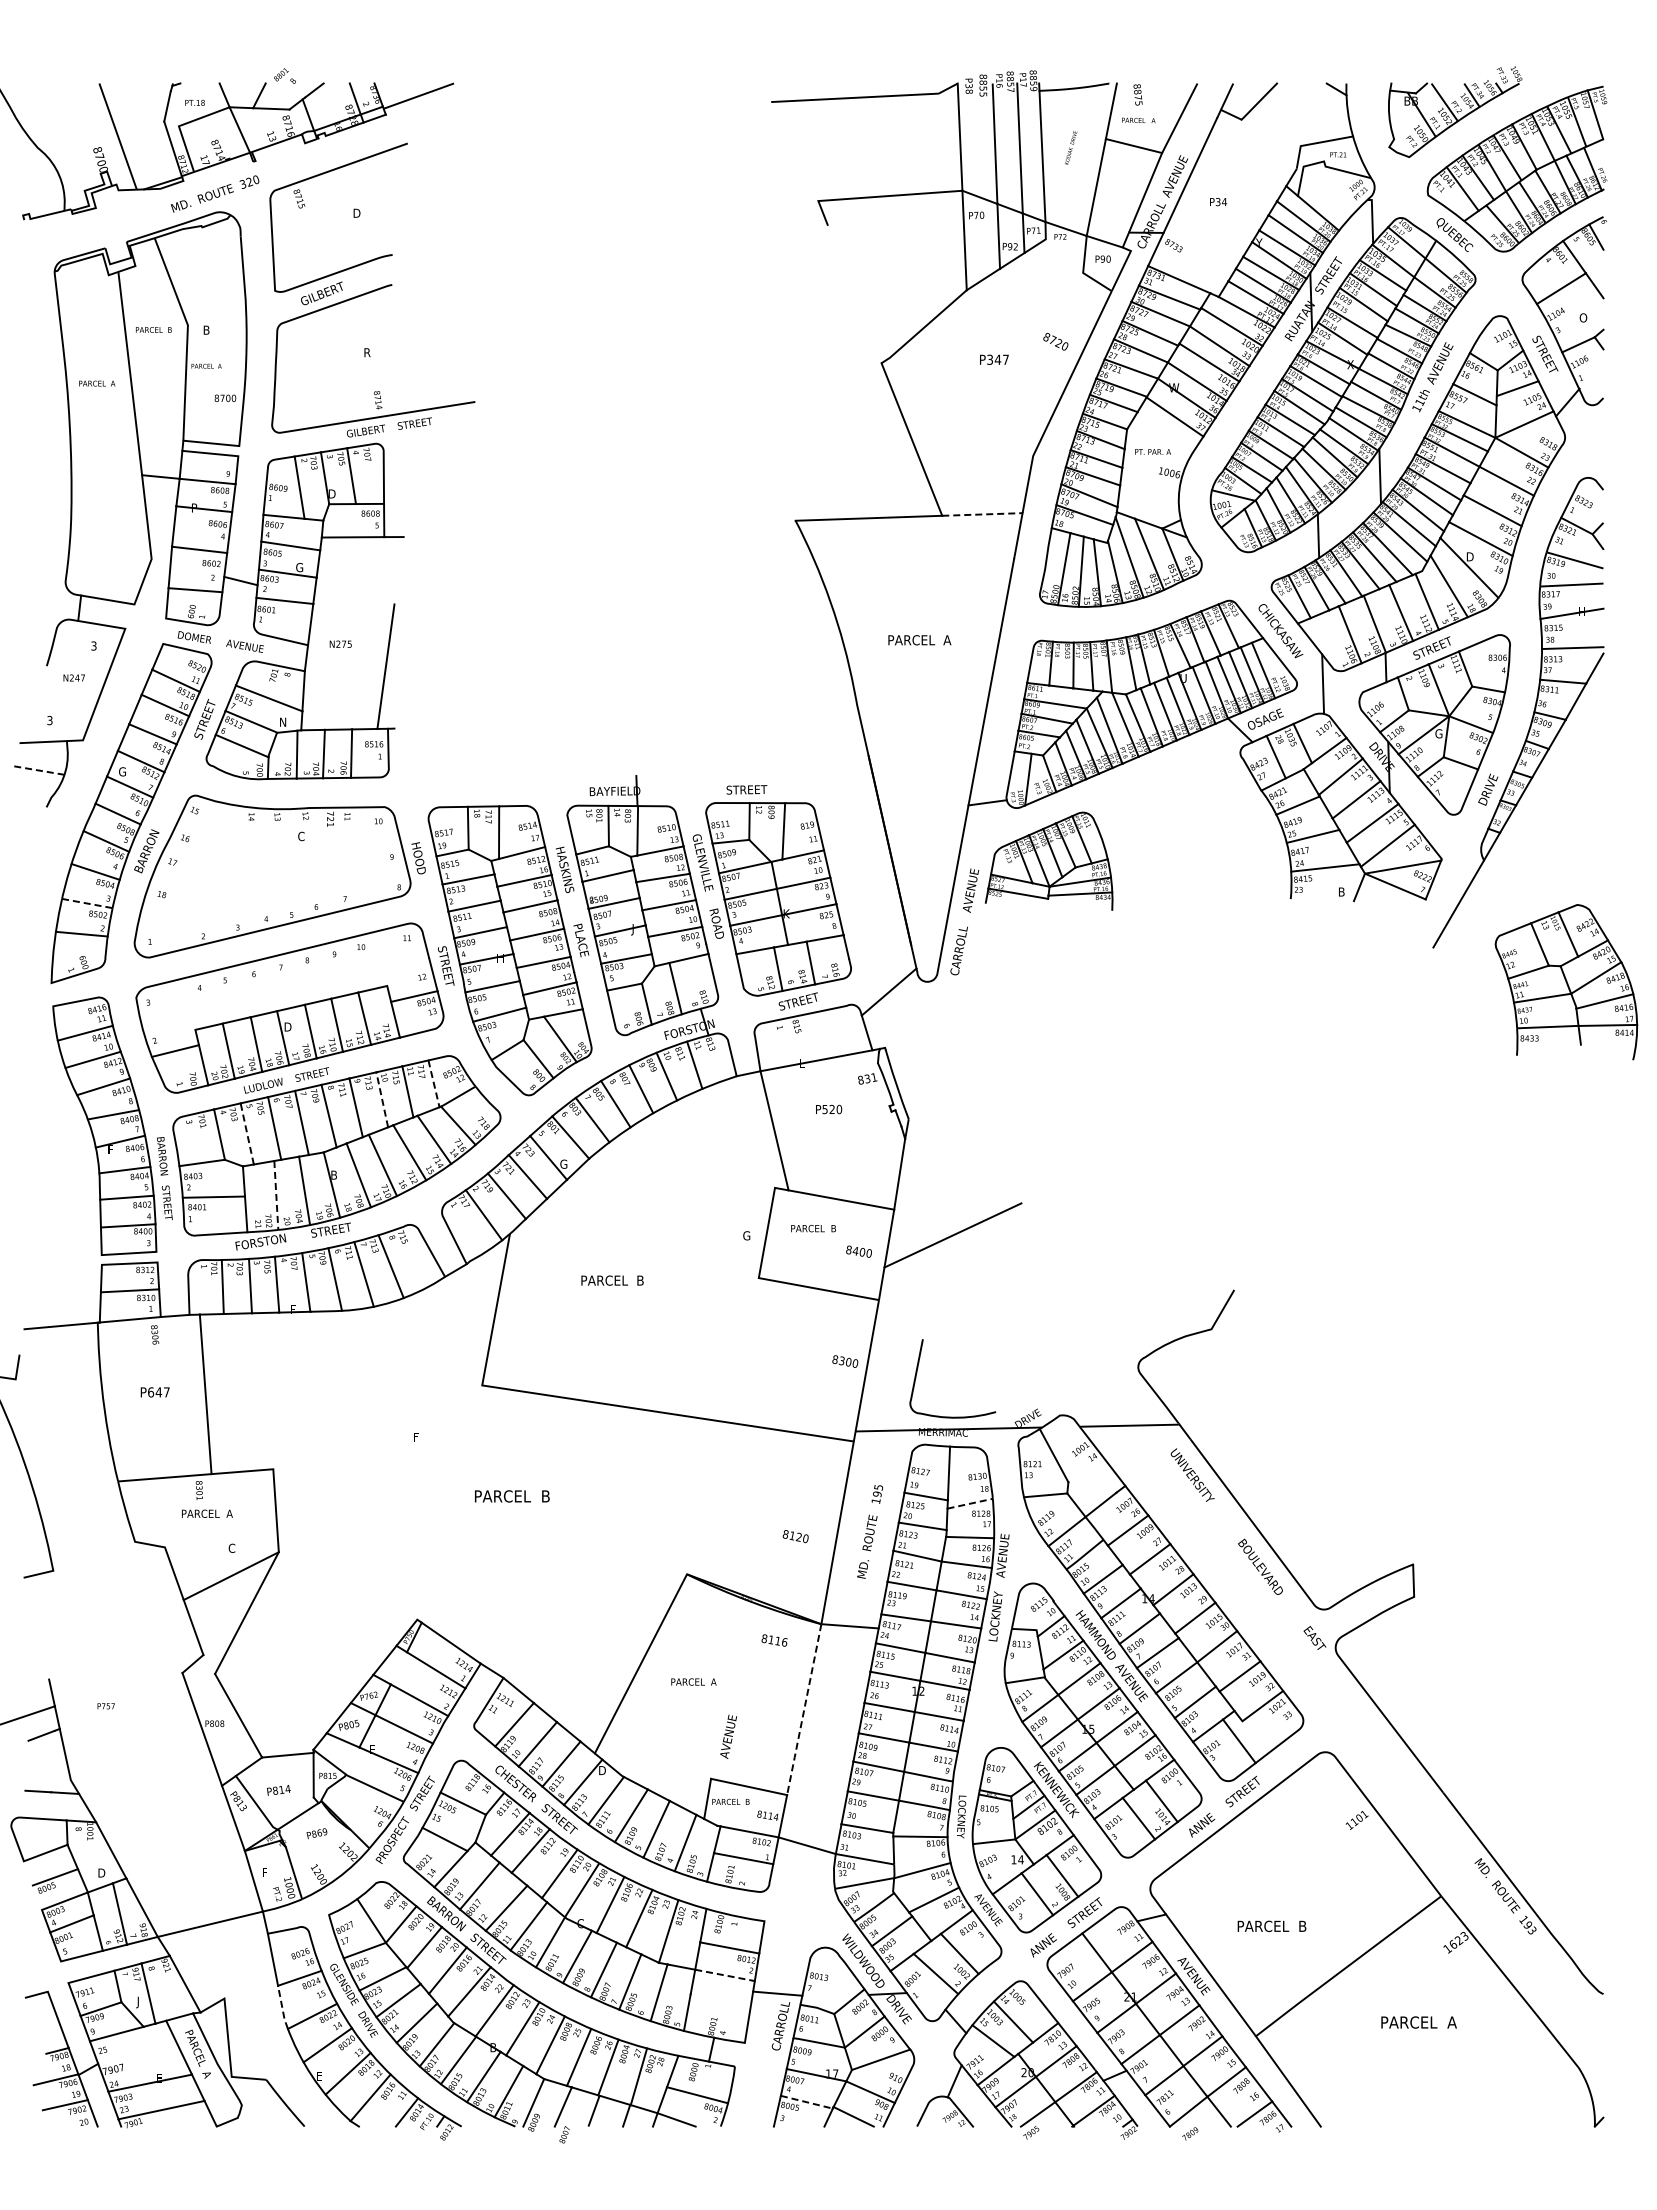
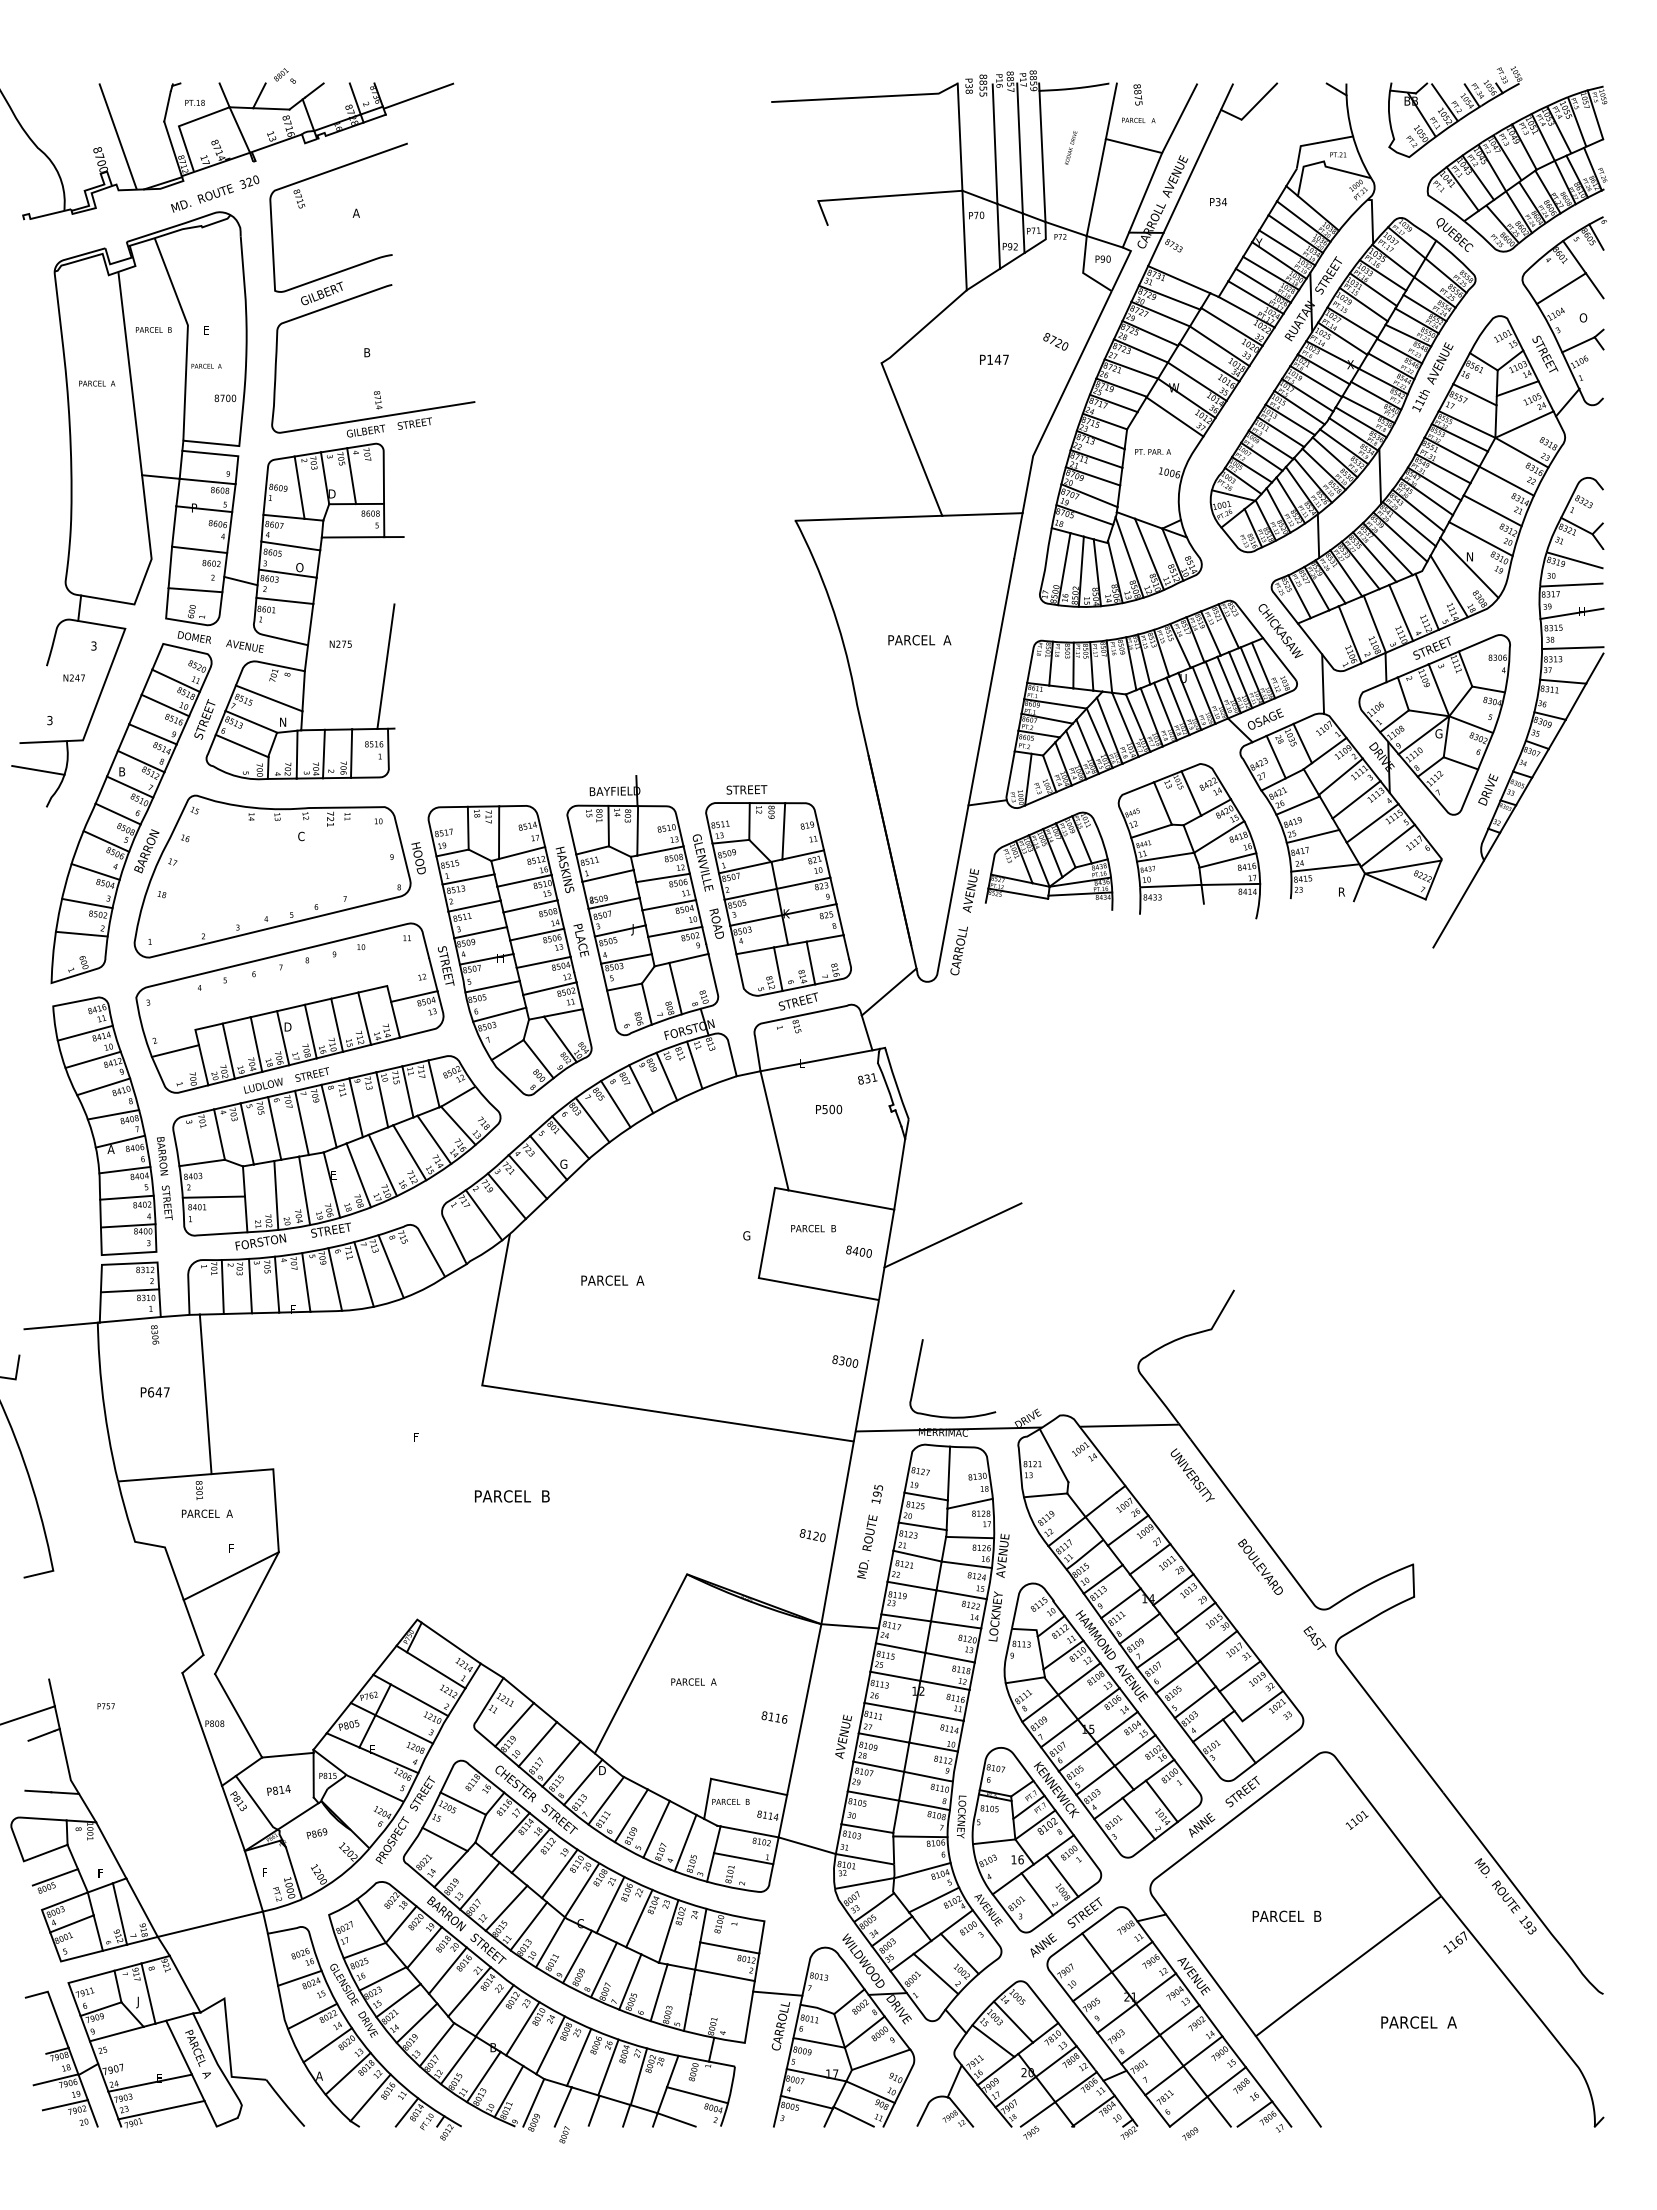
text: D -> A (356, 212)
text: B -> E (206, 329)
text: R -> B (367, 352)
text: P347 -> P147 (989, 359)
line: dashed -> solid (982, 514)
text: D -> N (1470, 556)
text: G -> O (301, 567)
line: dashed -> solid (38, 770)
text: G -> B (122, 771)
text: B -> R (1342, 892)
line: dashed -> solid (87, 903)
part position: (1566, 982) -> (1189, 841) (1189, 841)
line: dashed -> solid (434, 1084)
line: dashed -> solid (382, 1099)
text: P520 -> P500 (831, 1109)
line: dashed -> solid (247, 1133)
text: F -> A (110, 1149)
text: B -> E (333, 1174)
line: dashed -> solid (276, 1195)
text: PARCEL  B -> PARCEL  A (640, 1280)
line: dashed -> solid (970, 1503)
text position: (795, 1536) -> (812, 1535) (812, 1535)
text: C -> F (231, 1547)
text position: (774, 1640) -> (774, 1717) (774, 1717)
line: dashed -> solid (804, 1710)
text position: (728, 1736) -> (843, 1736) (843, 1736)
text: 14 -> 16 (1020, 1859)
text: D -> F (101, 1872)
text position: (1271, 1925) -> (1286, 1915) (1286, 1915)
text: 1623 -> 1167 (1458, 1940)
line: dashed -> solid (725, 1975)
line: dashed -> solid (282, 2008)
text: E -> A (319, 2075)
line: dashed -> solid (806, 2102)
